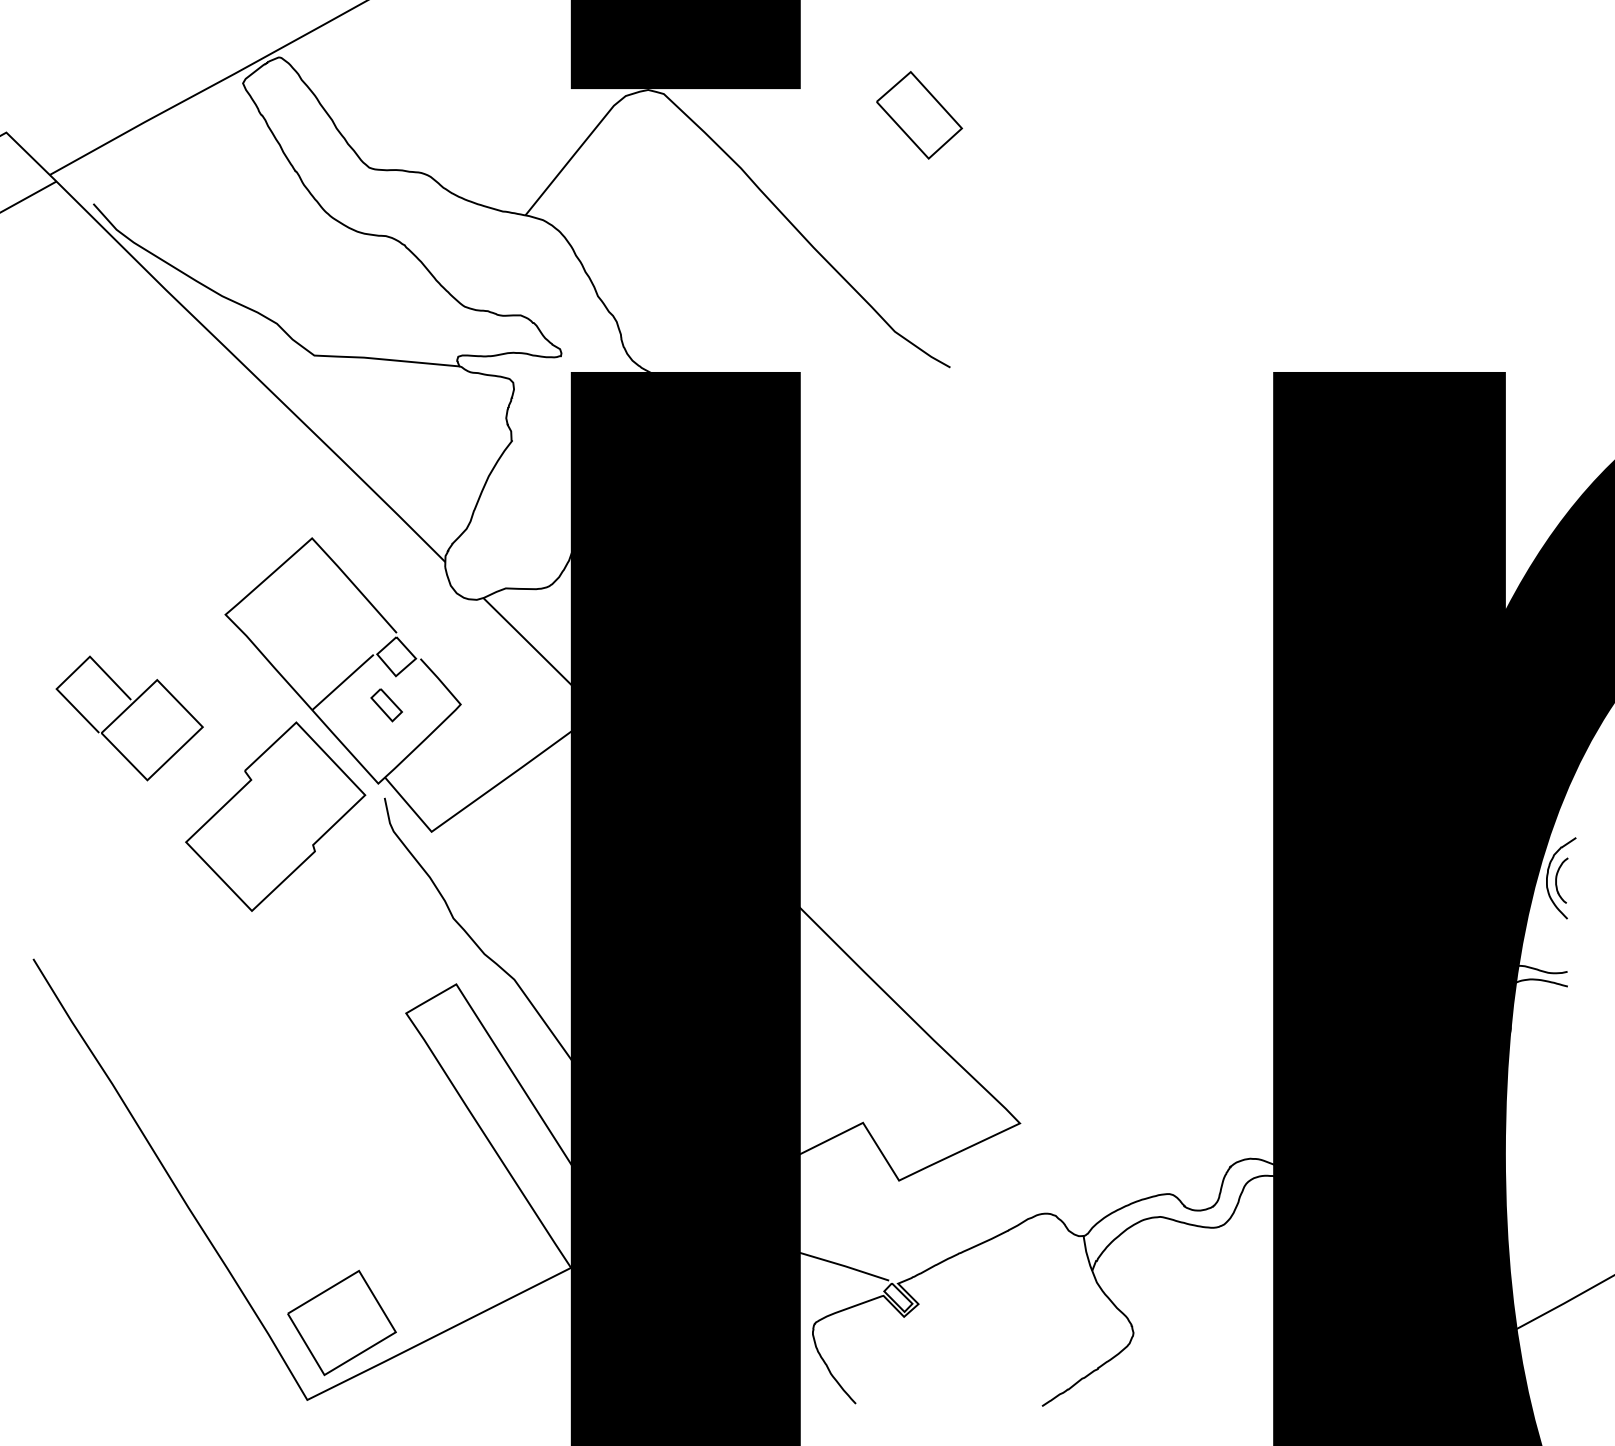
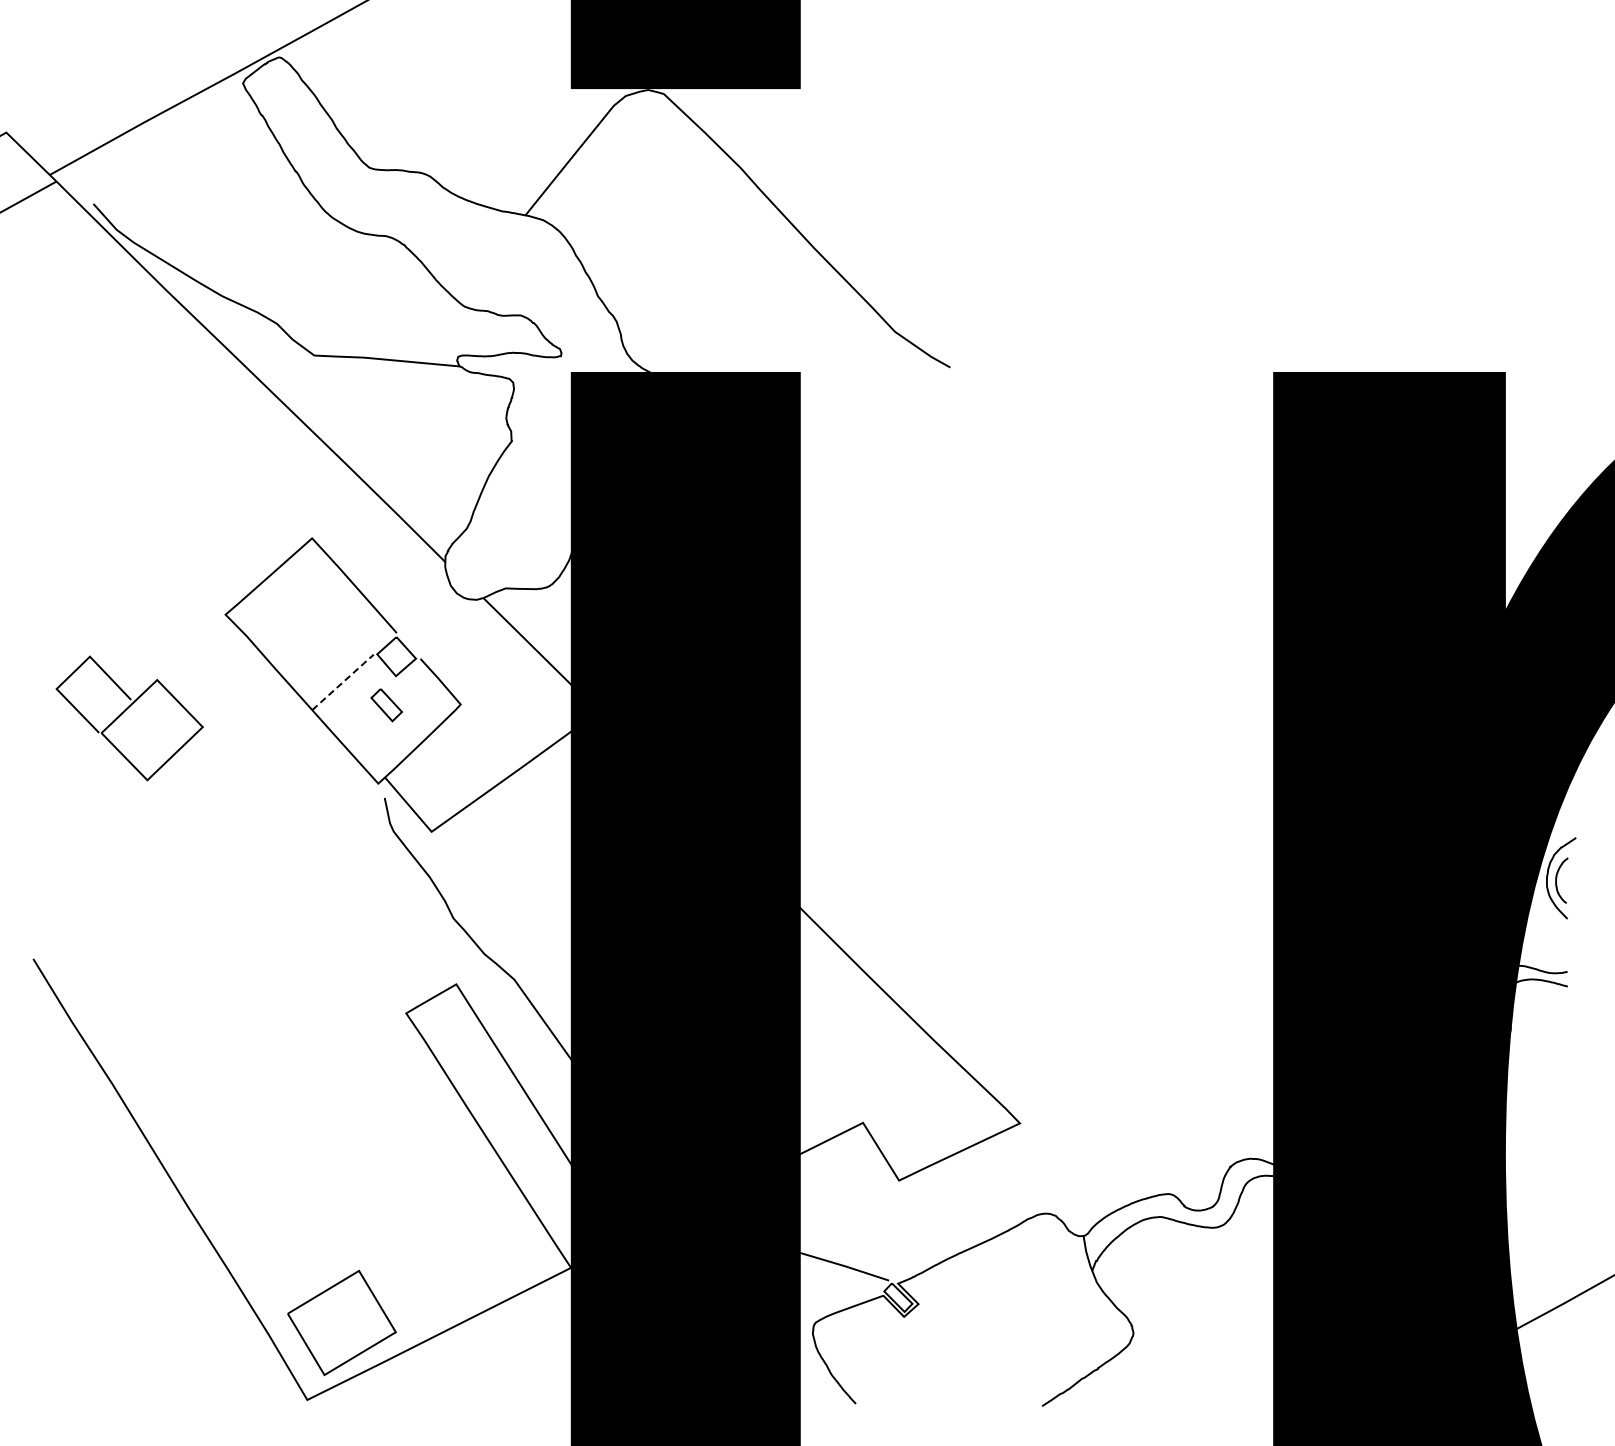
part: present -> none (919, 115)
line: solid -> dashed (343, 682)
part: present -> none (275, 816)
